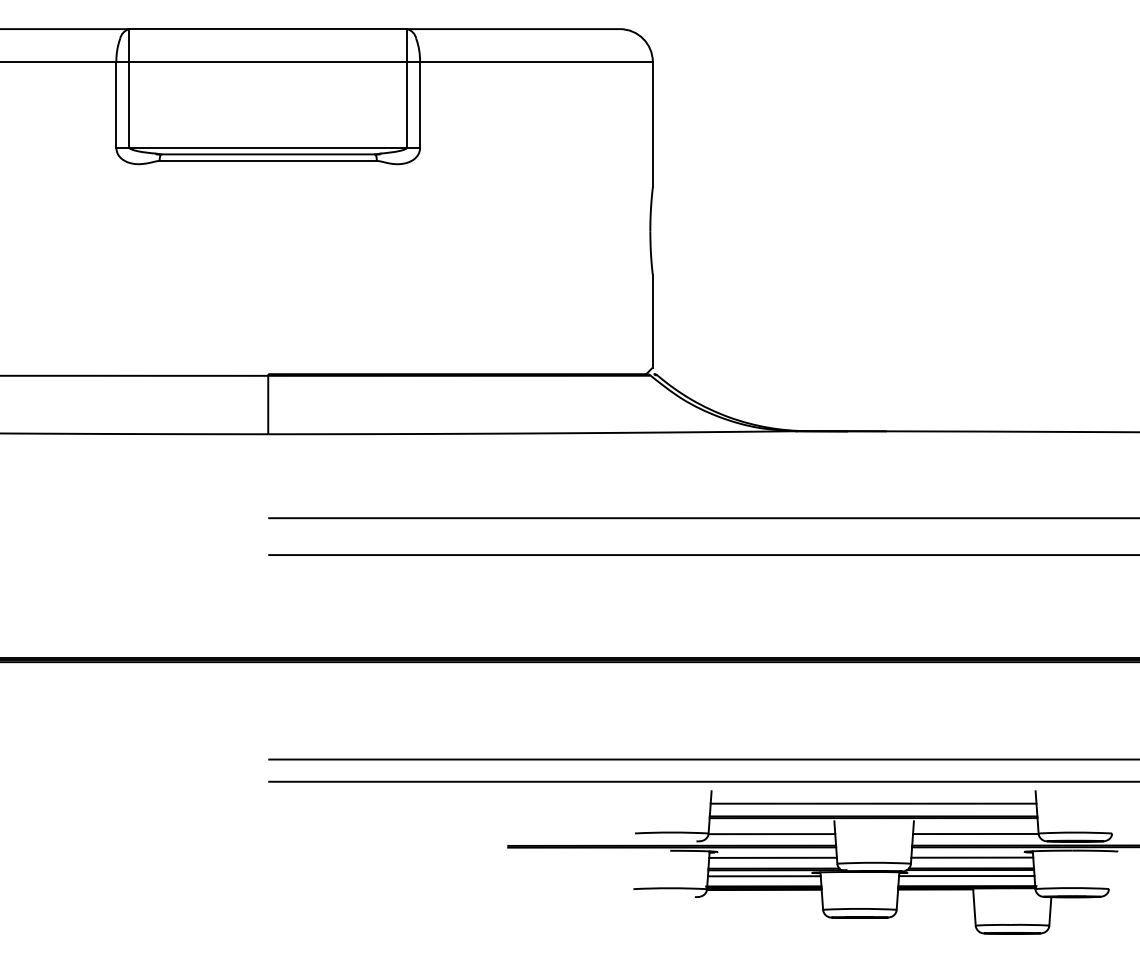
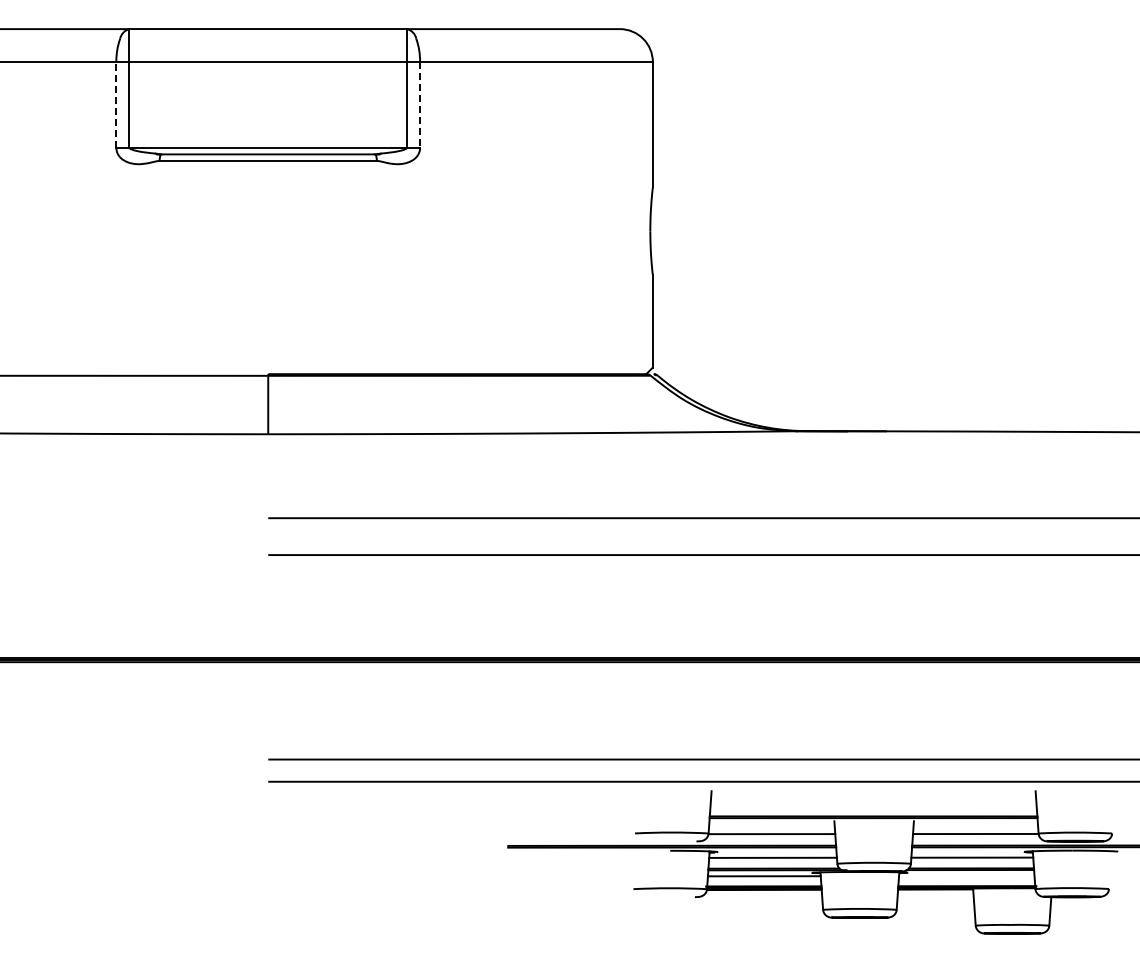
line: solid -> dashed (116, 104)
line: solid -> dashed (420, 104)
line: present -> none (873, 803)
line: present -> none (966, 876)
